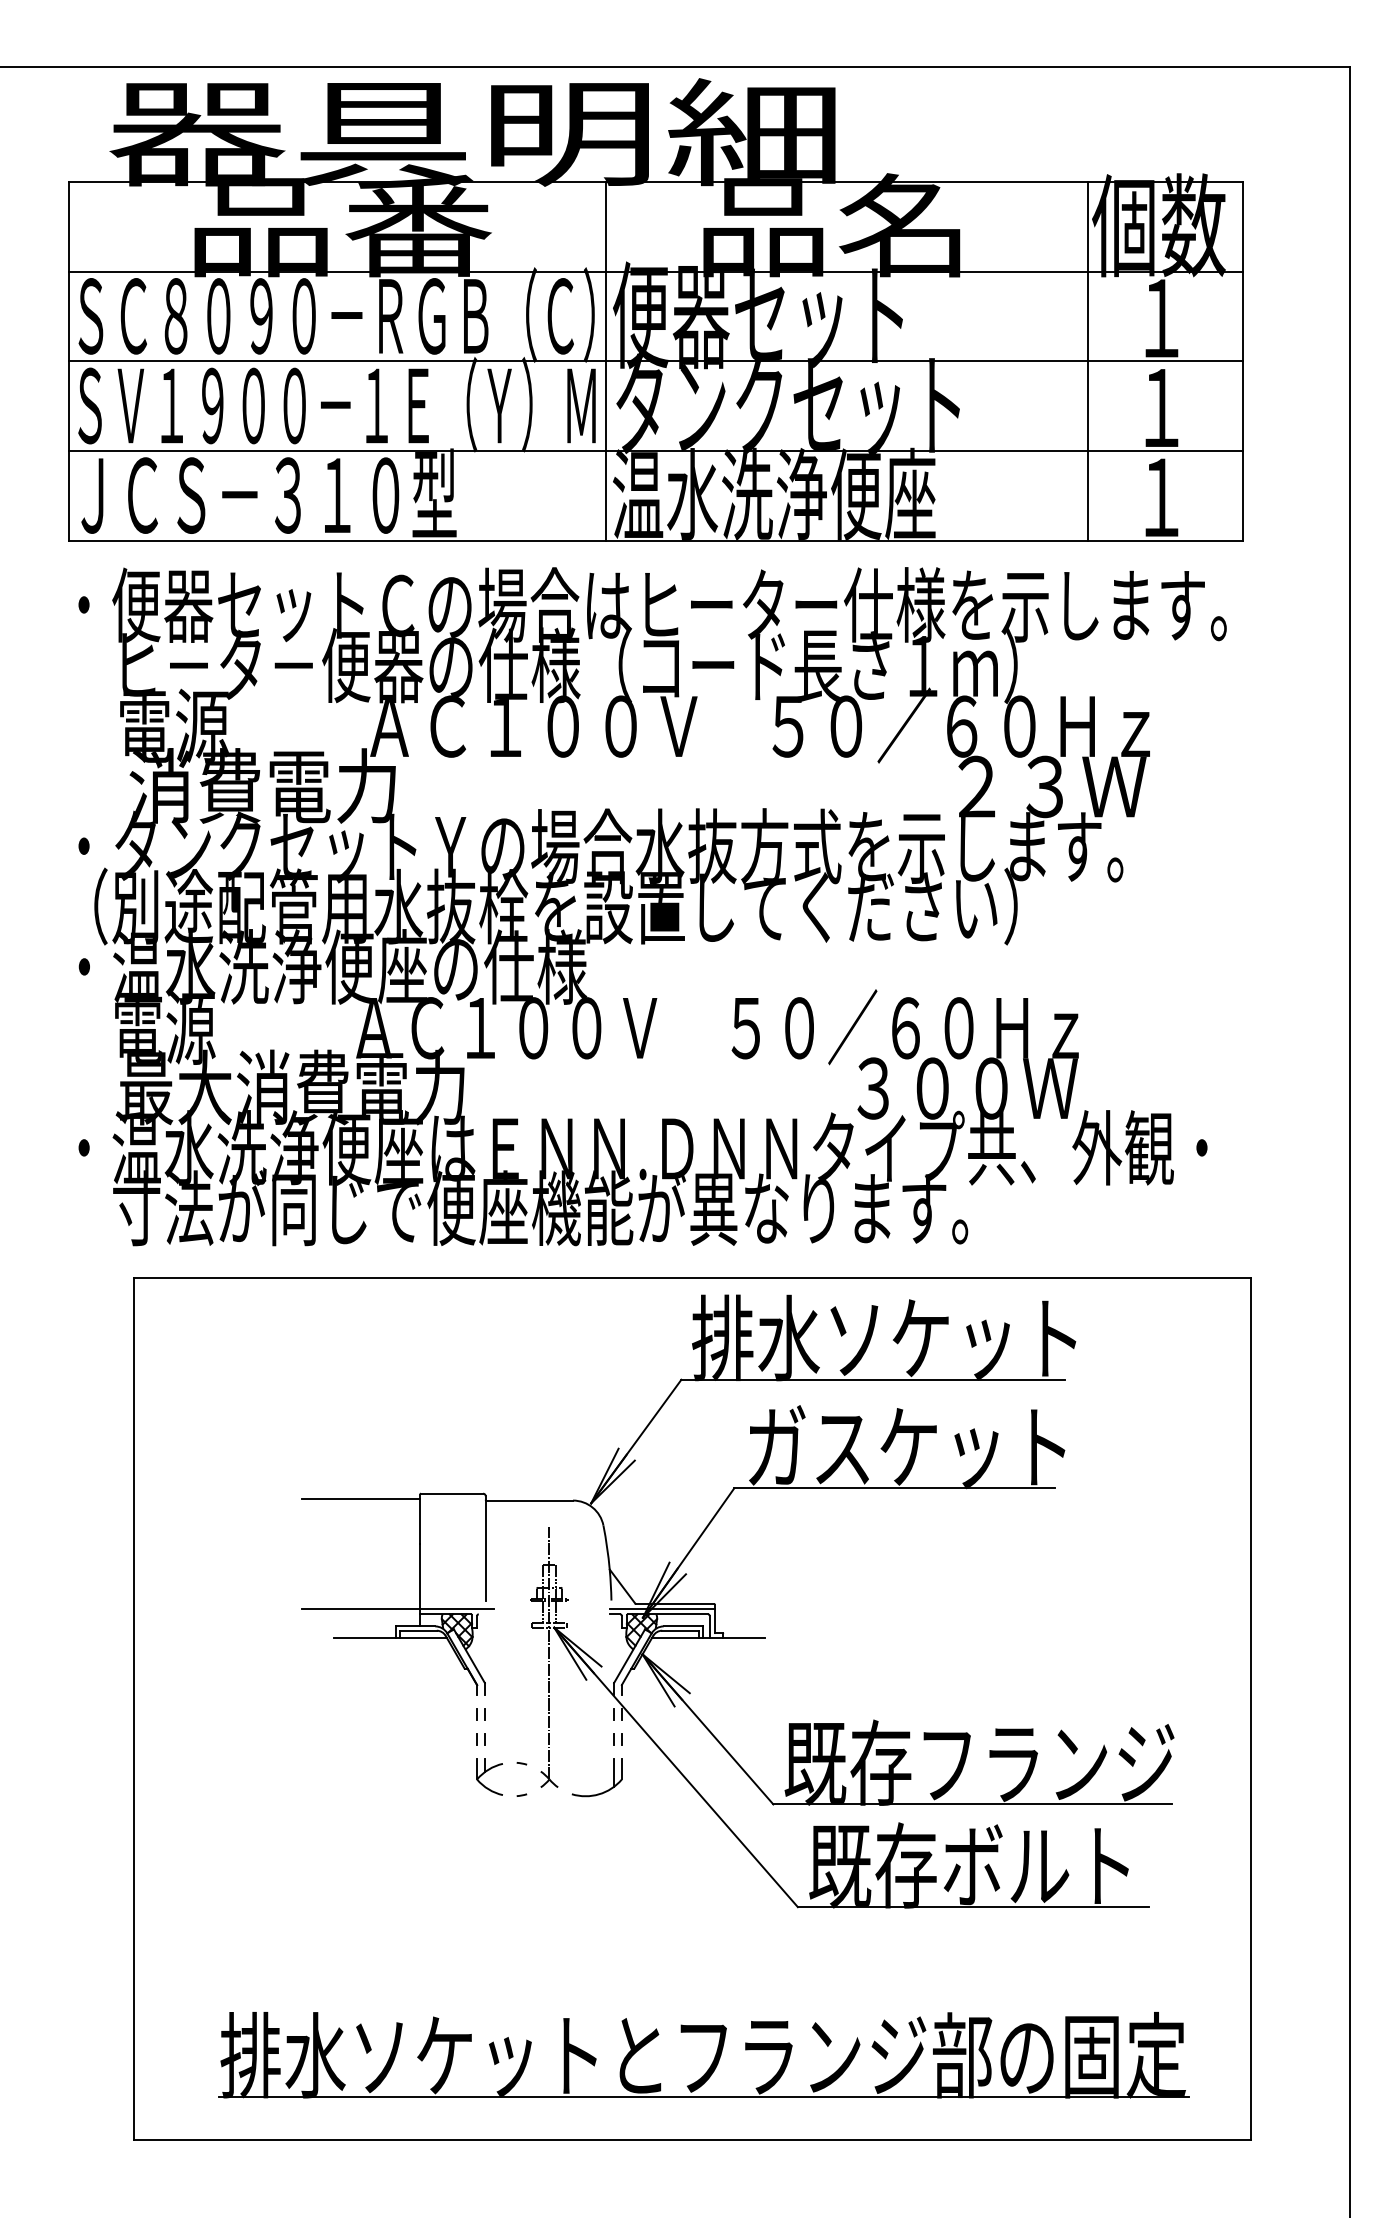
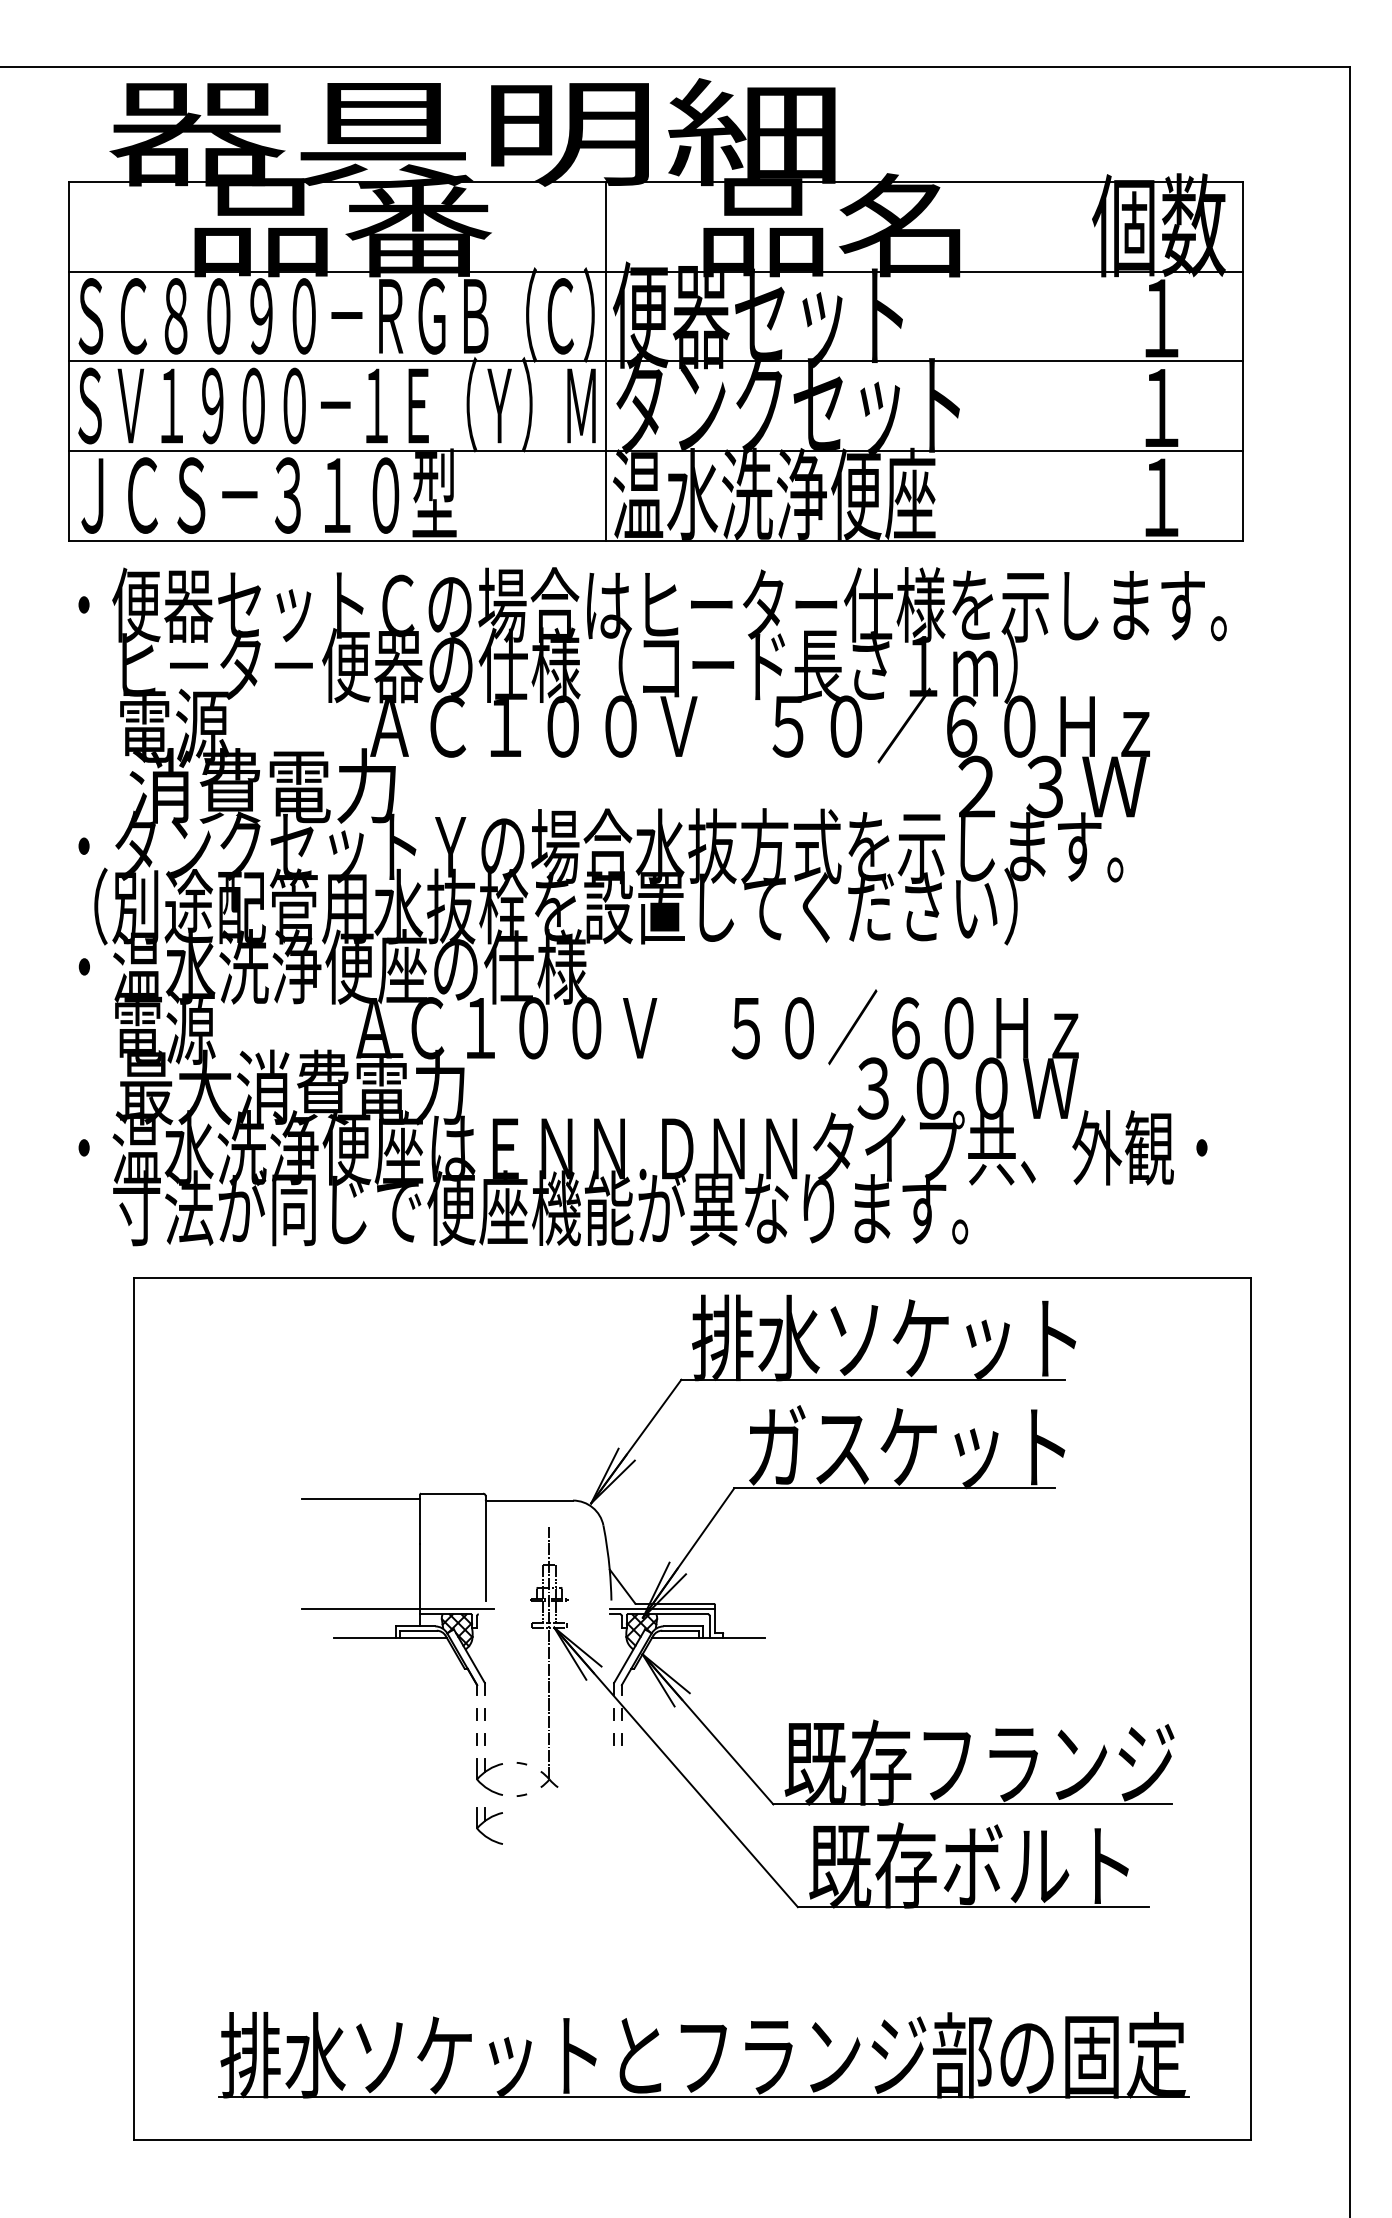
line: present -> none (1088, 361)
part: present -> none (600, 1792)
part: none -> present (489, 1825)
